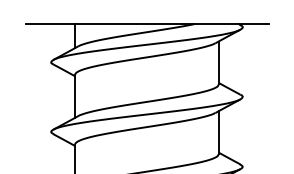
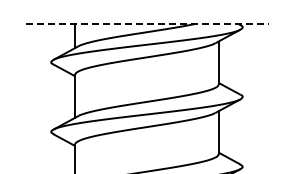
line: solid -> dashed (147, 24)
